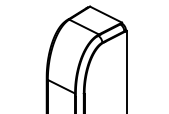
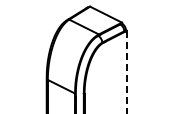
line: solid -> dashed (126, 72)
